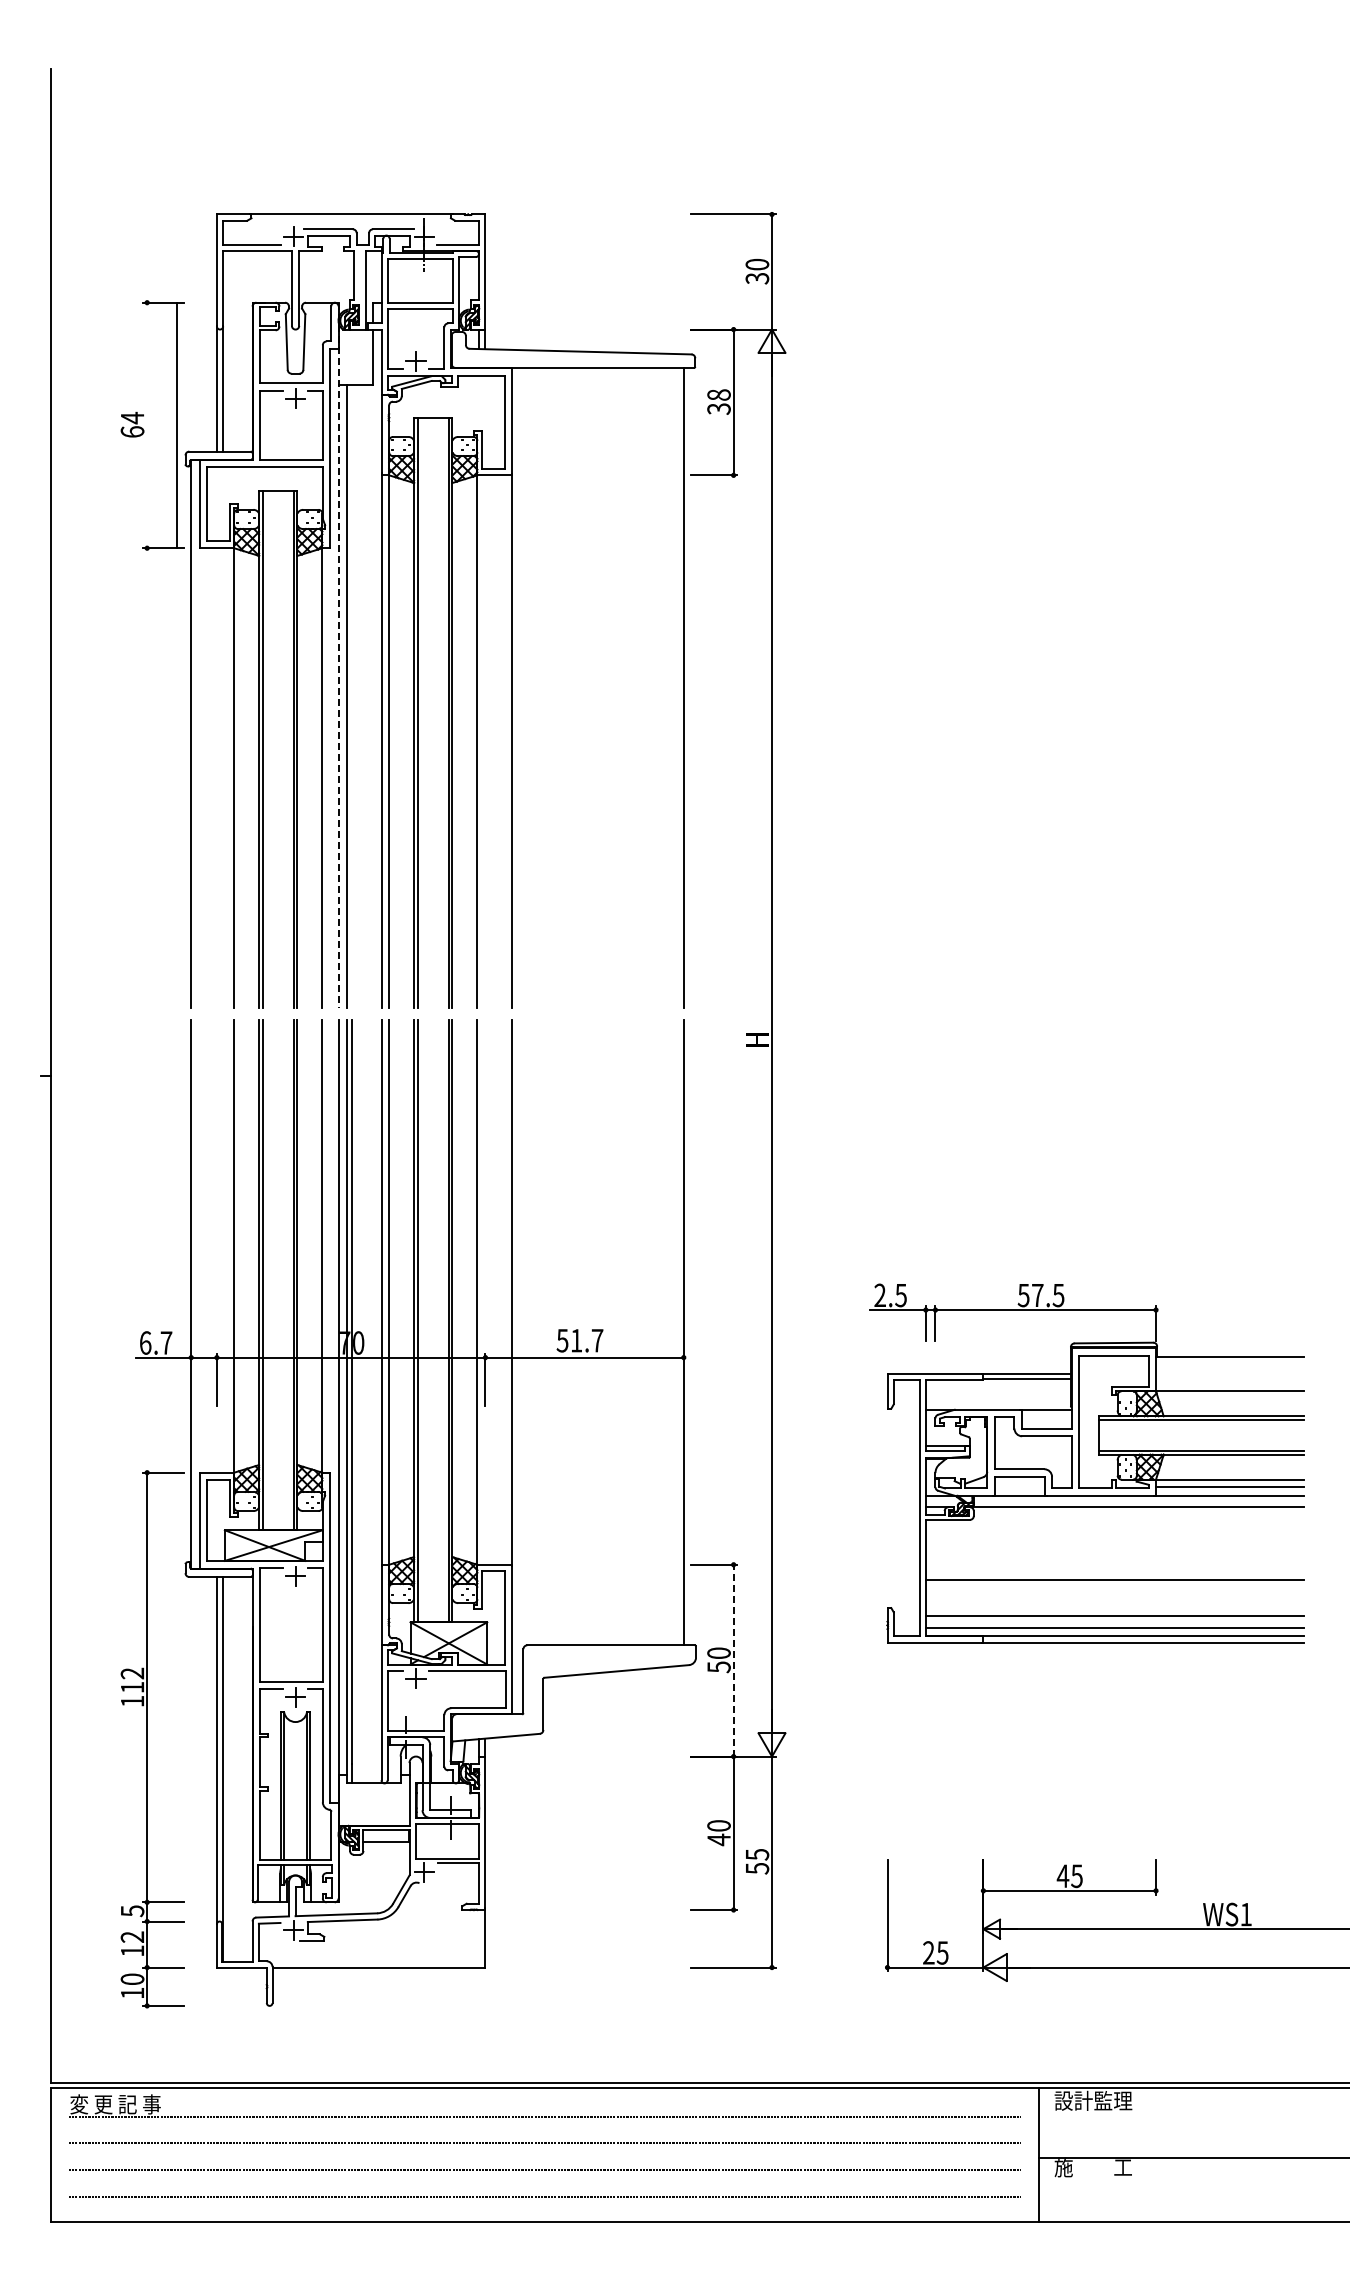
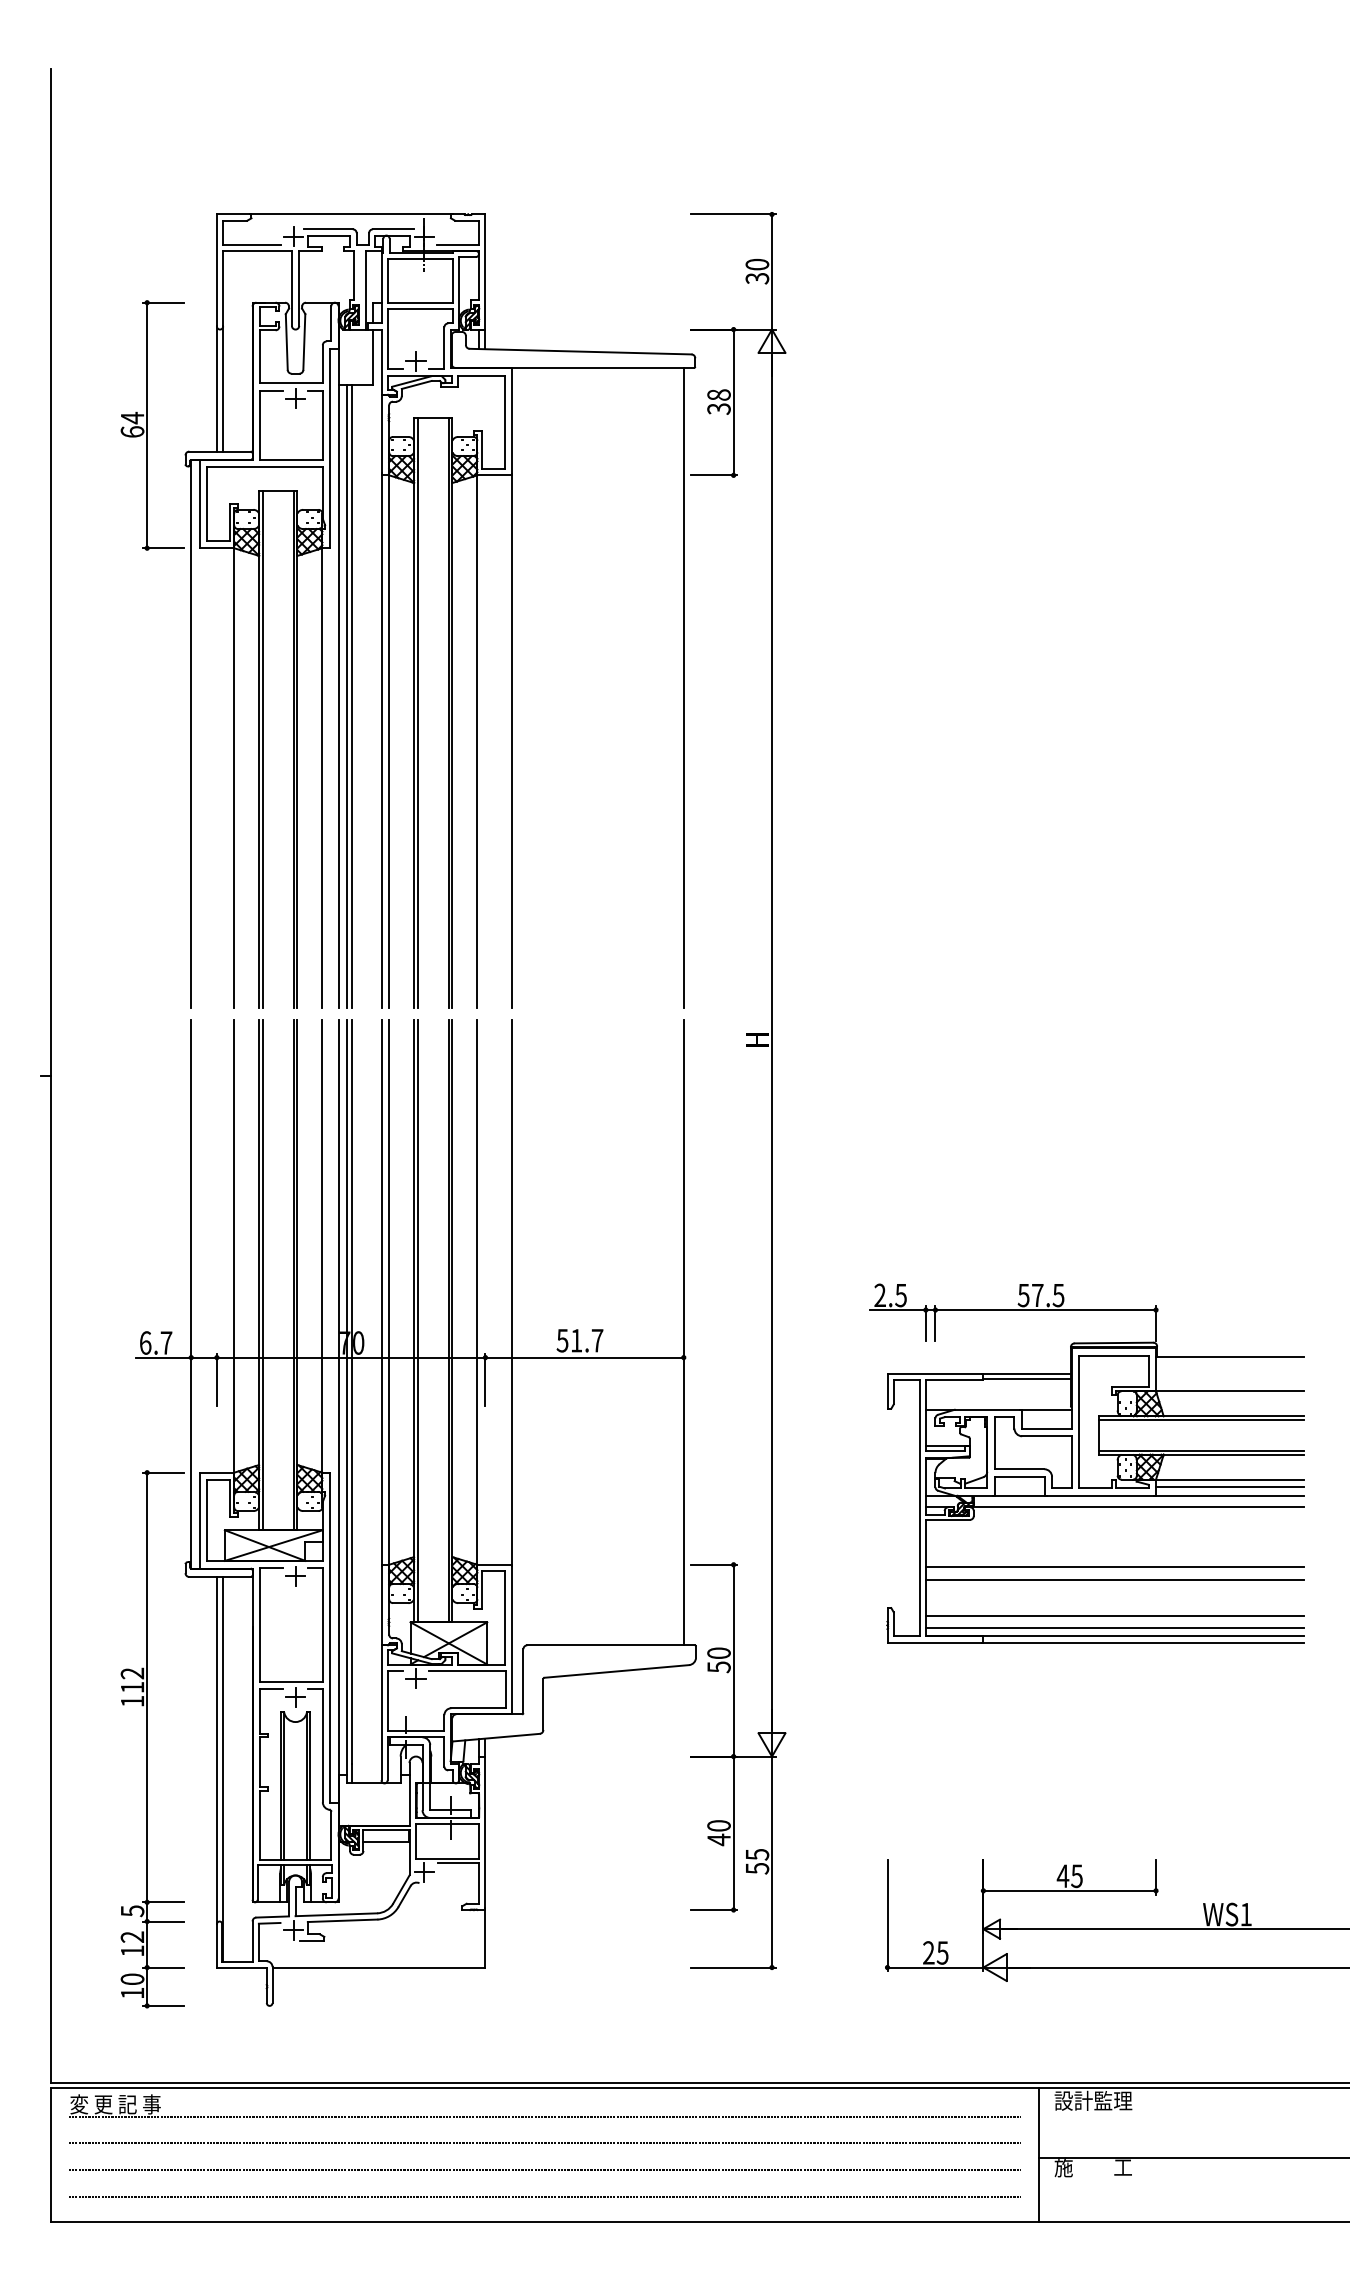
line position: (177, 425) -> (147, 425) (147, 425)
line: dashed -> solid (338, 655)
line: none -> present (351, 696)
line: none -> present (1114, 1566)
line: dashed -> solid (733, 1660)
